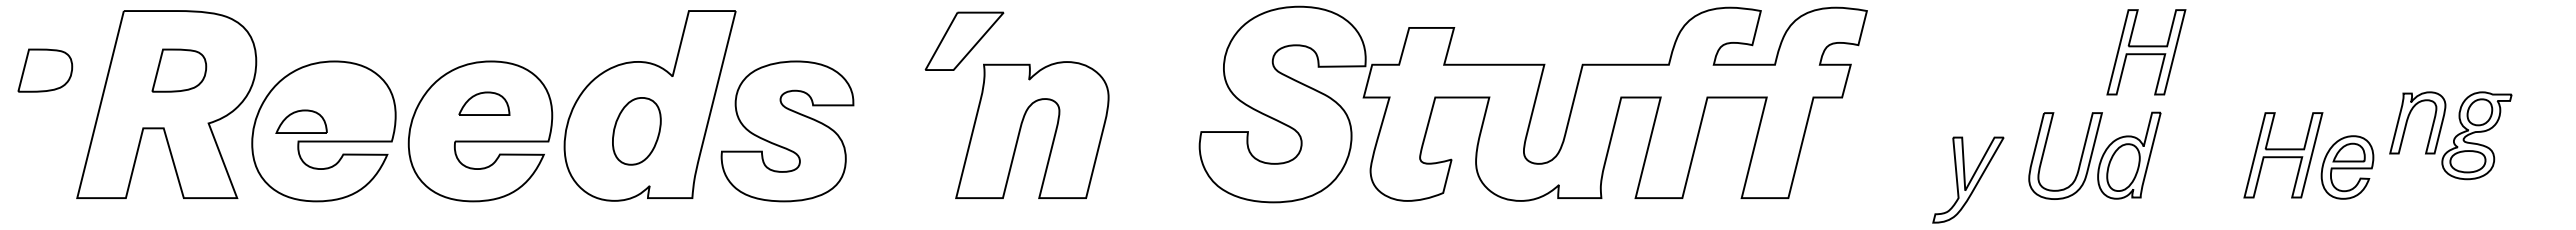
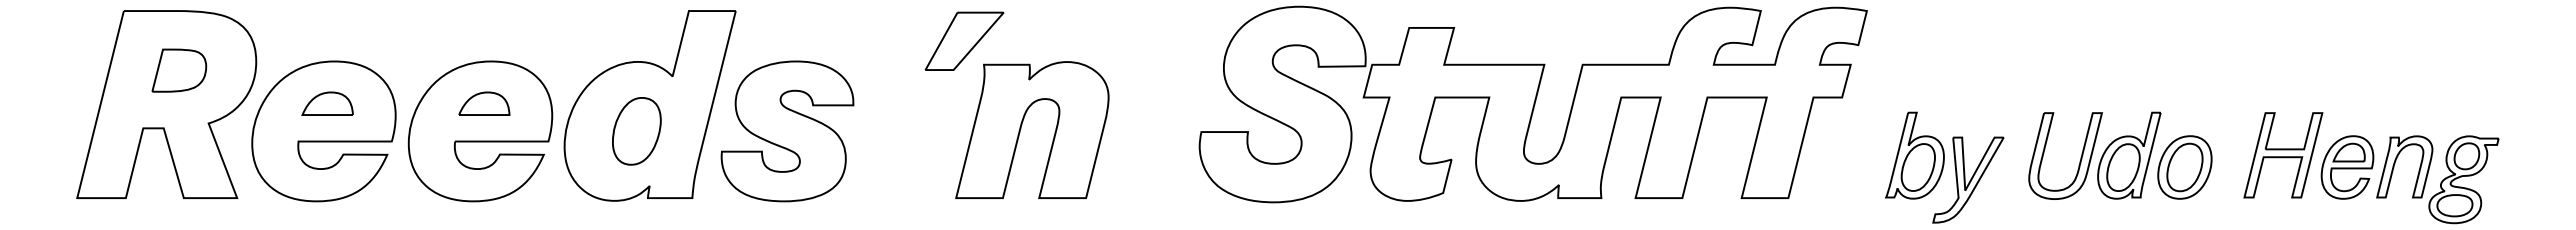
part: present -> none (2146, 52)
part: present -> none (45, 70)
part position: (301, 121) -> (327, 103) (327, 103)
part position: (2450, 135) -> (2437, 179) (2437, 179)
part: none -> present (1914, 155)
part: none -> present (2184, 167)
